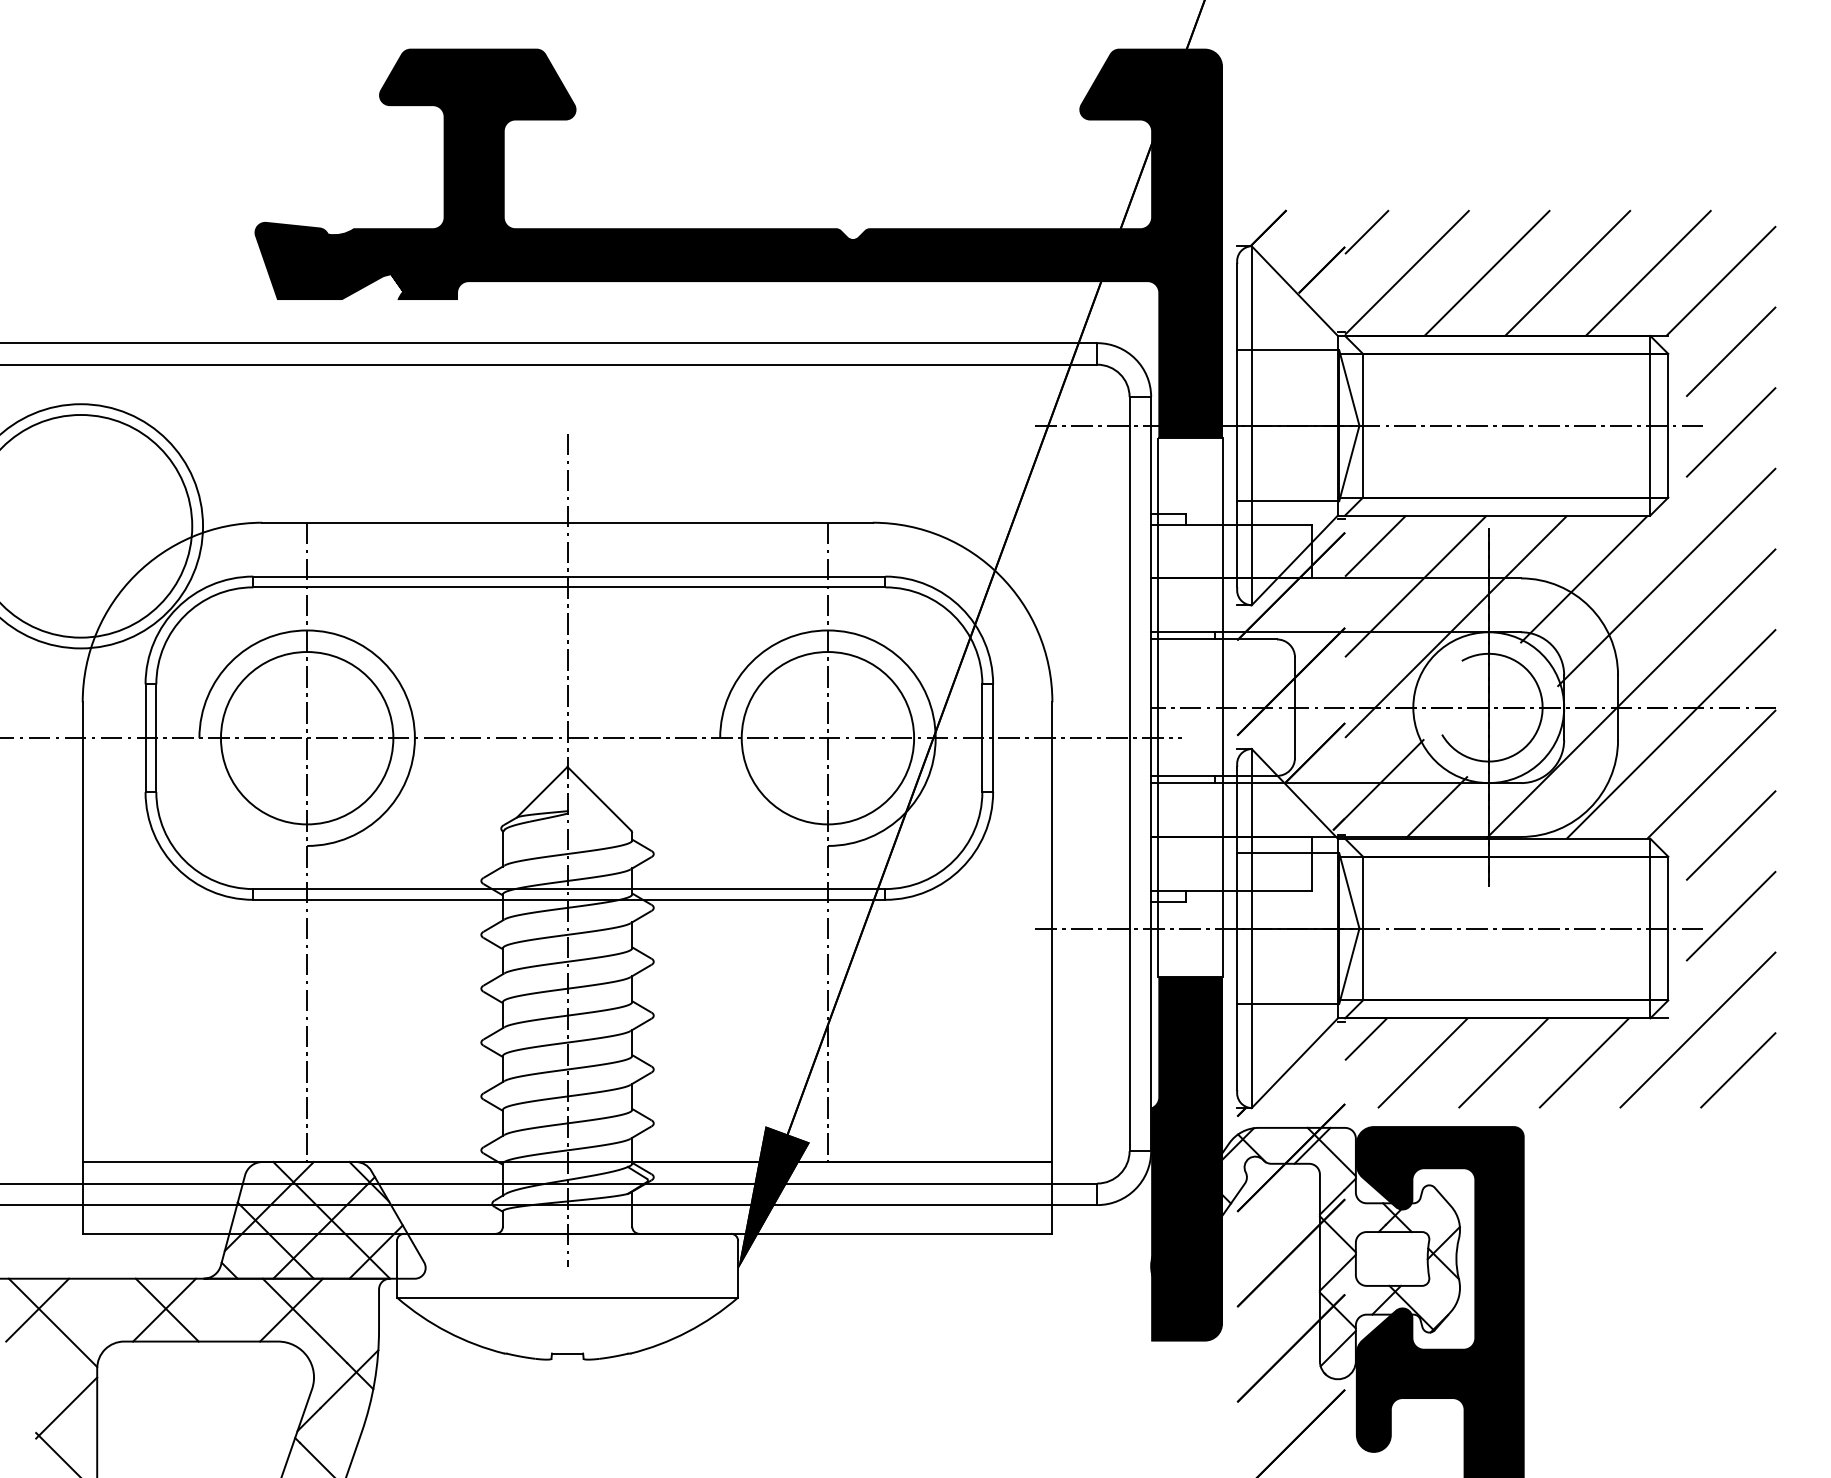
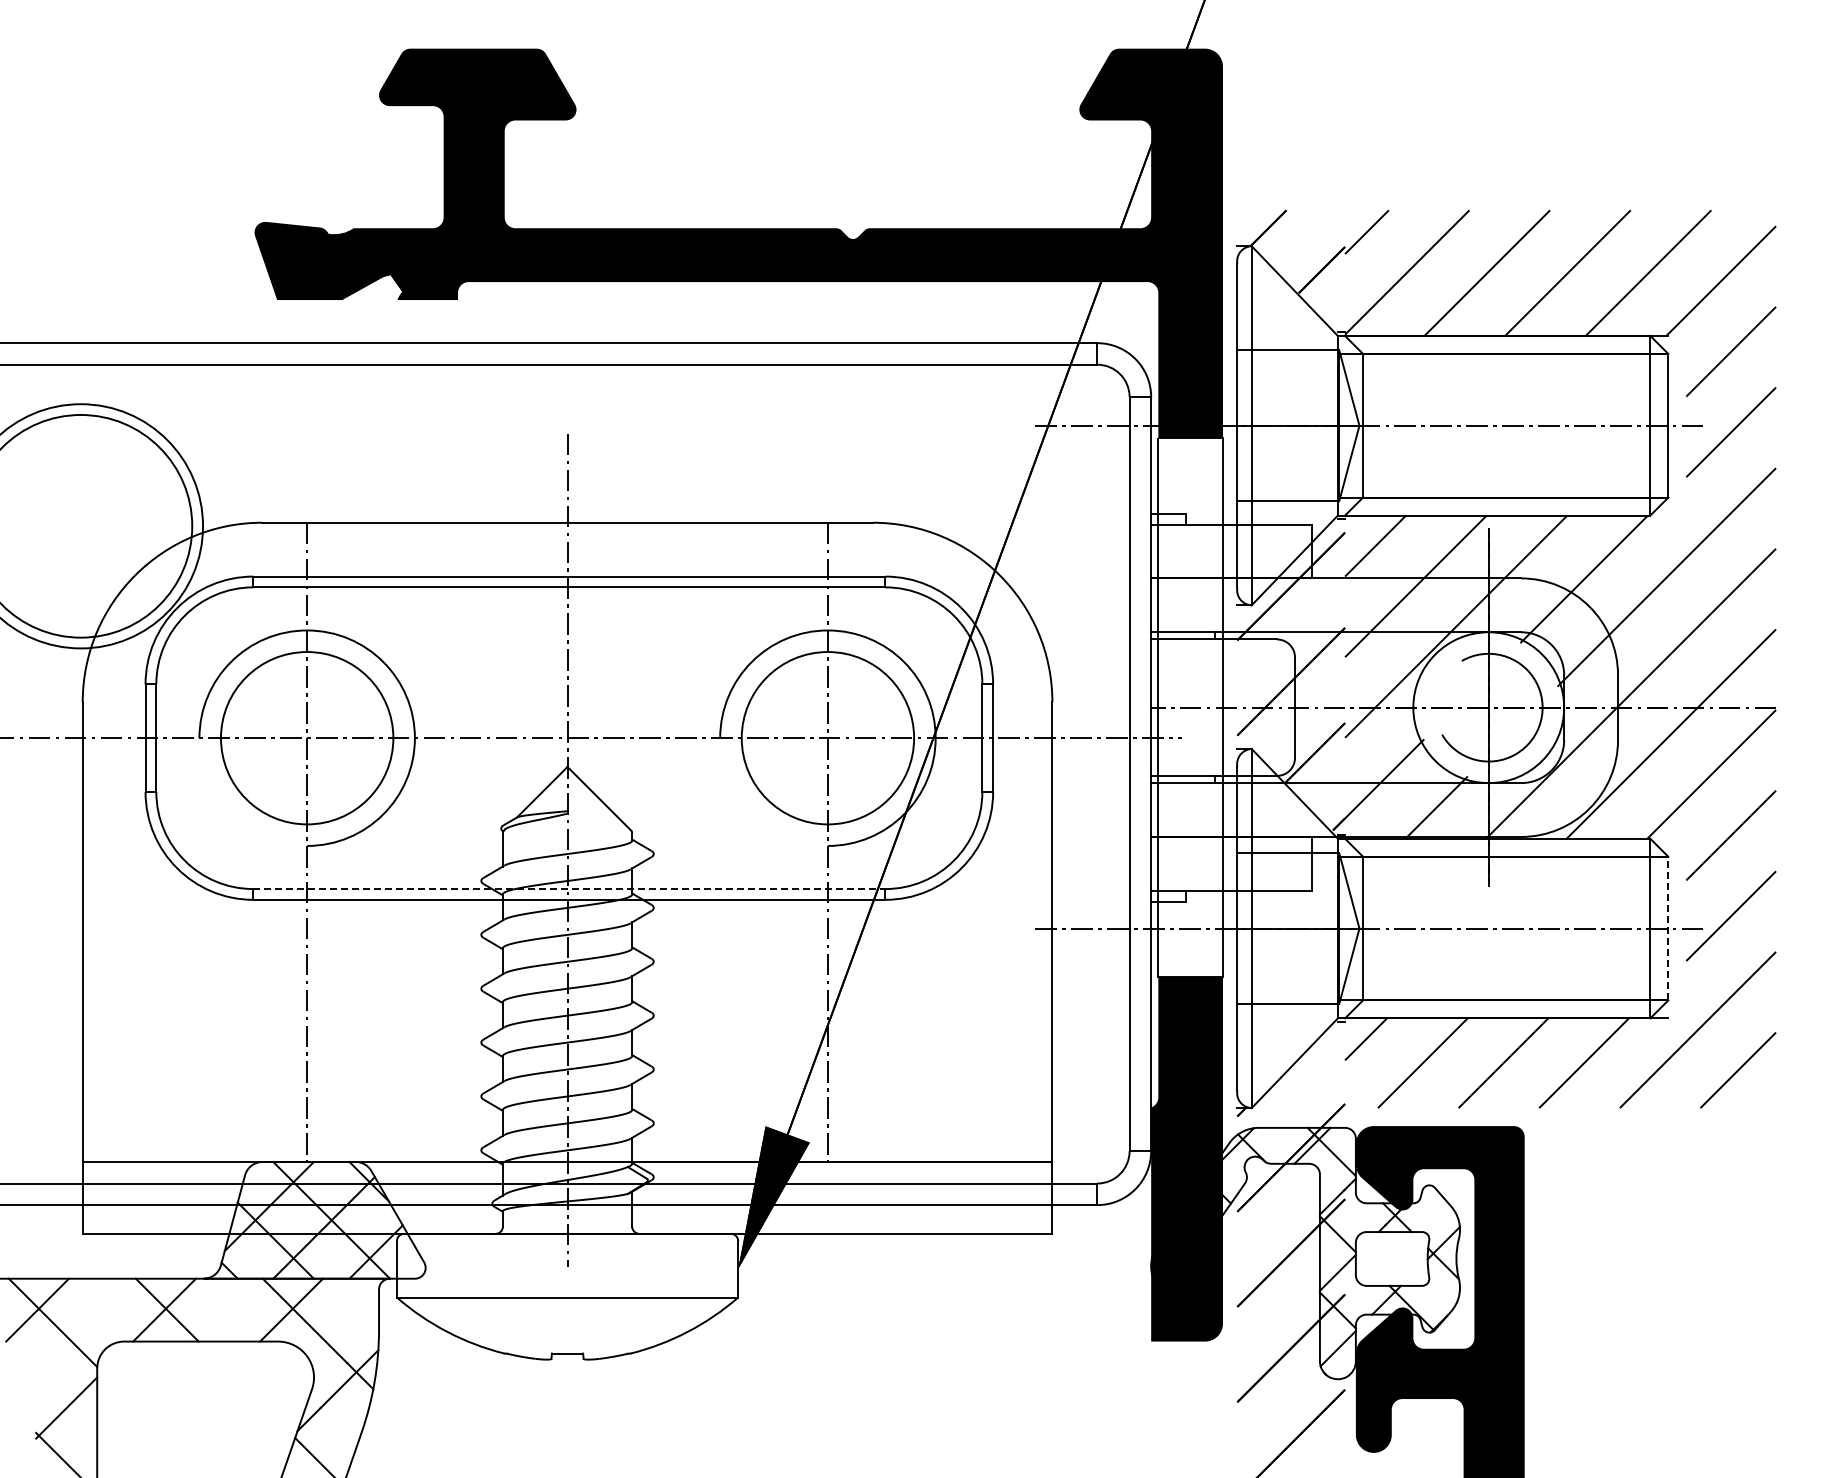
line: solid -> dashed (569, 889)
line: solid -> dashed (1668, 928)
